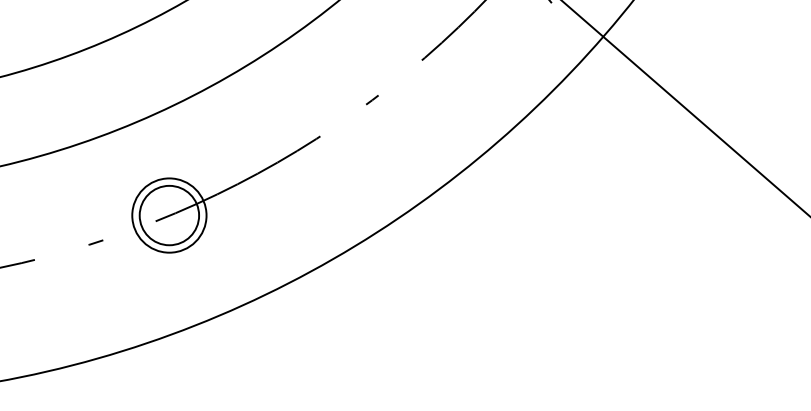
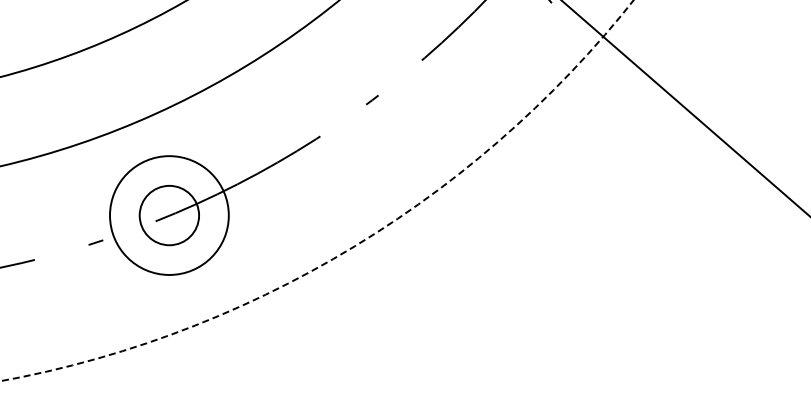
circle: solid -> dashed (316, 190)
circle diameter: 74 px -> 119 px (169, 215)
